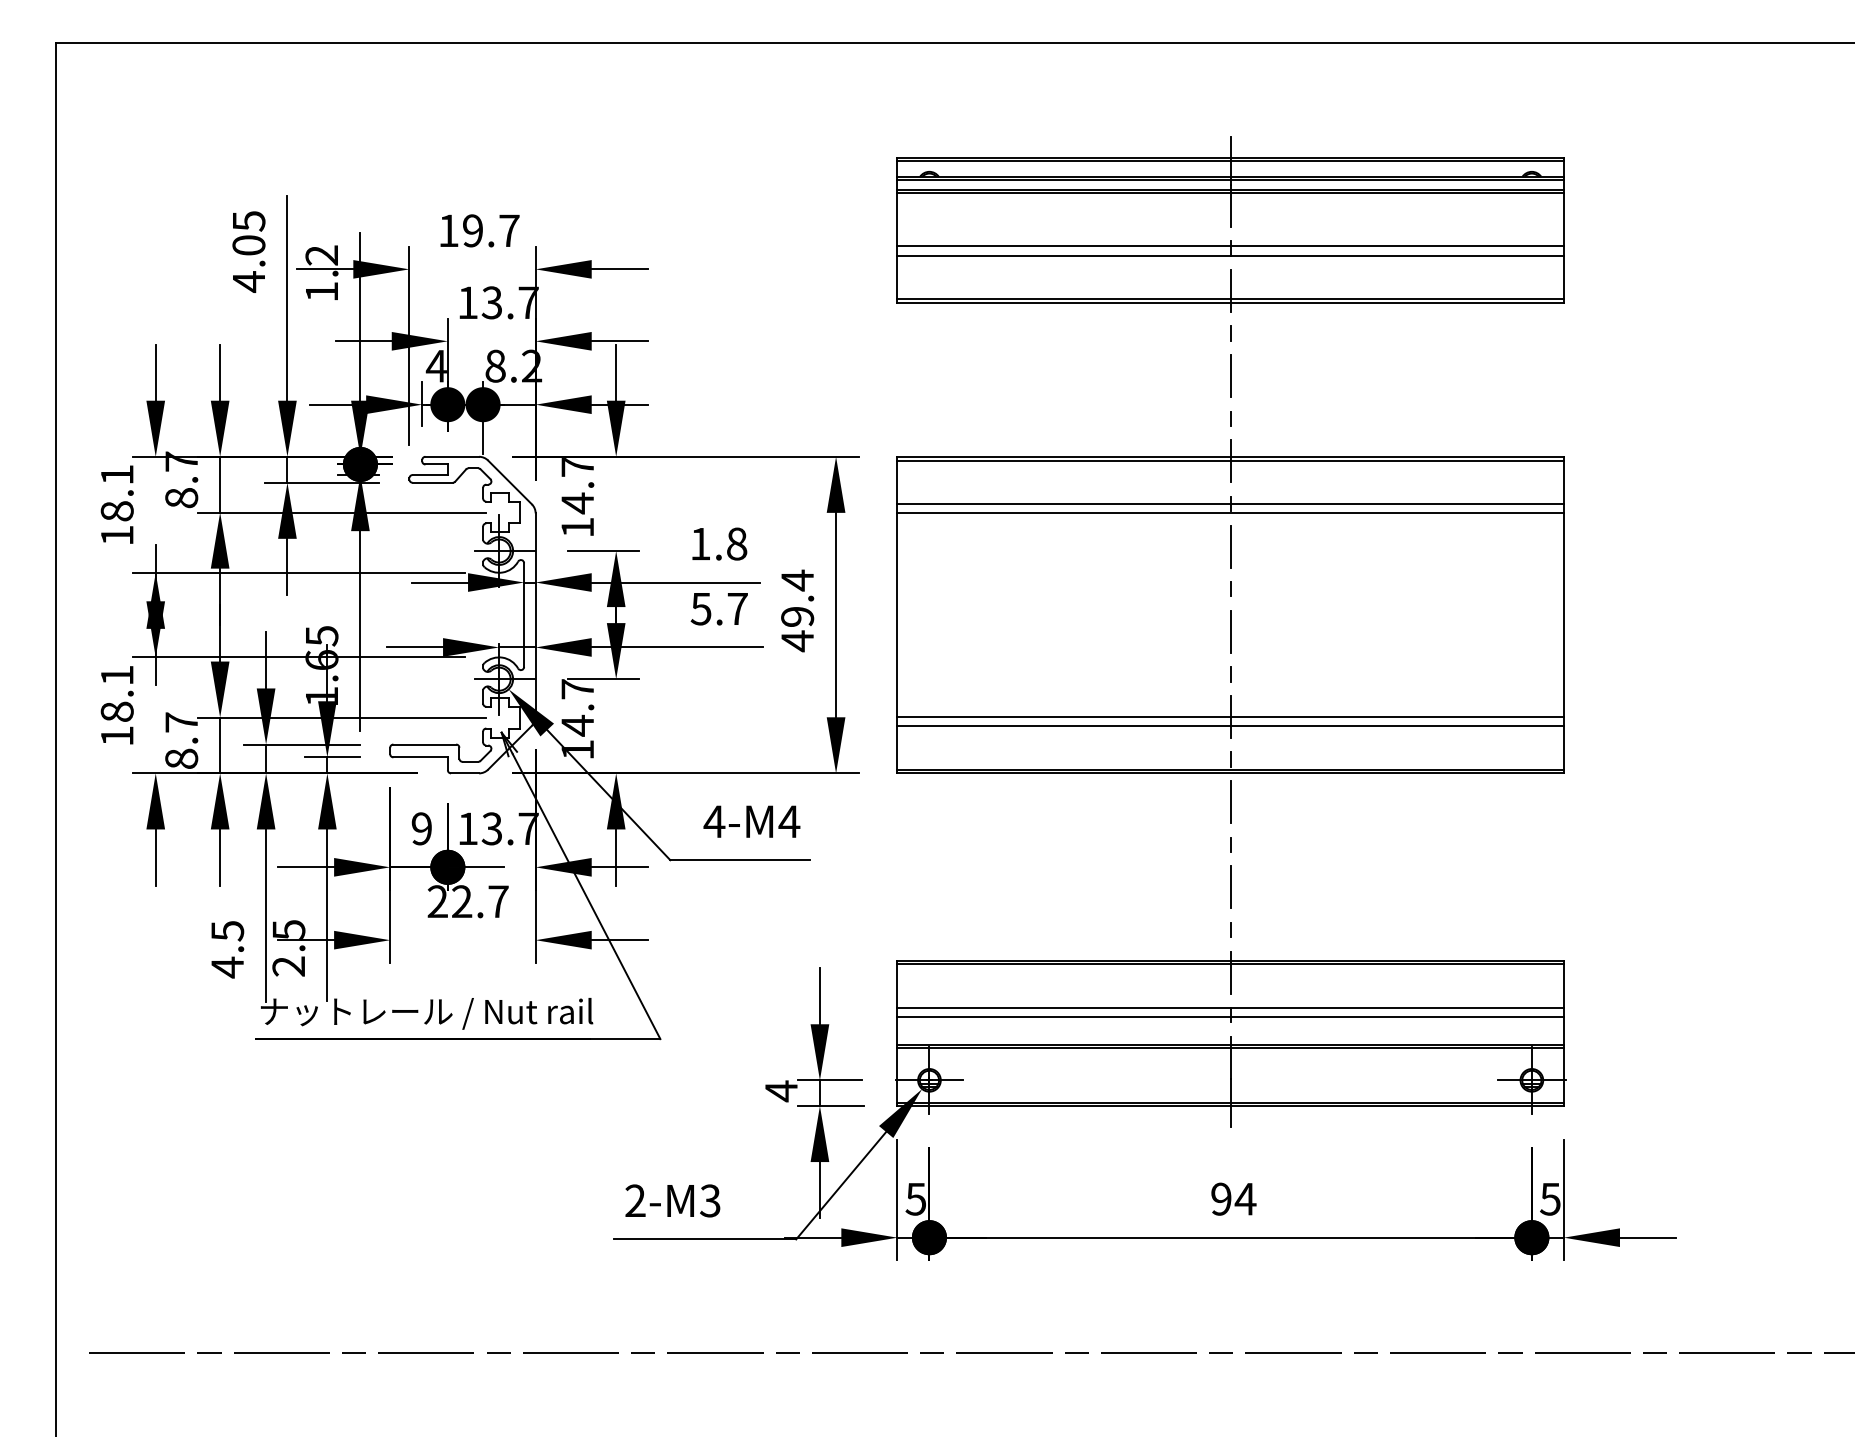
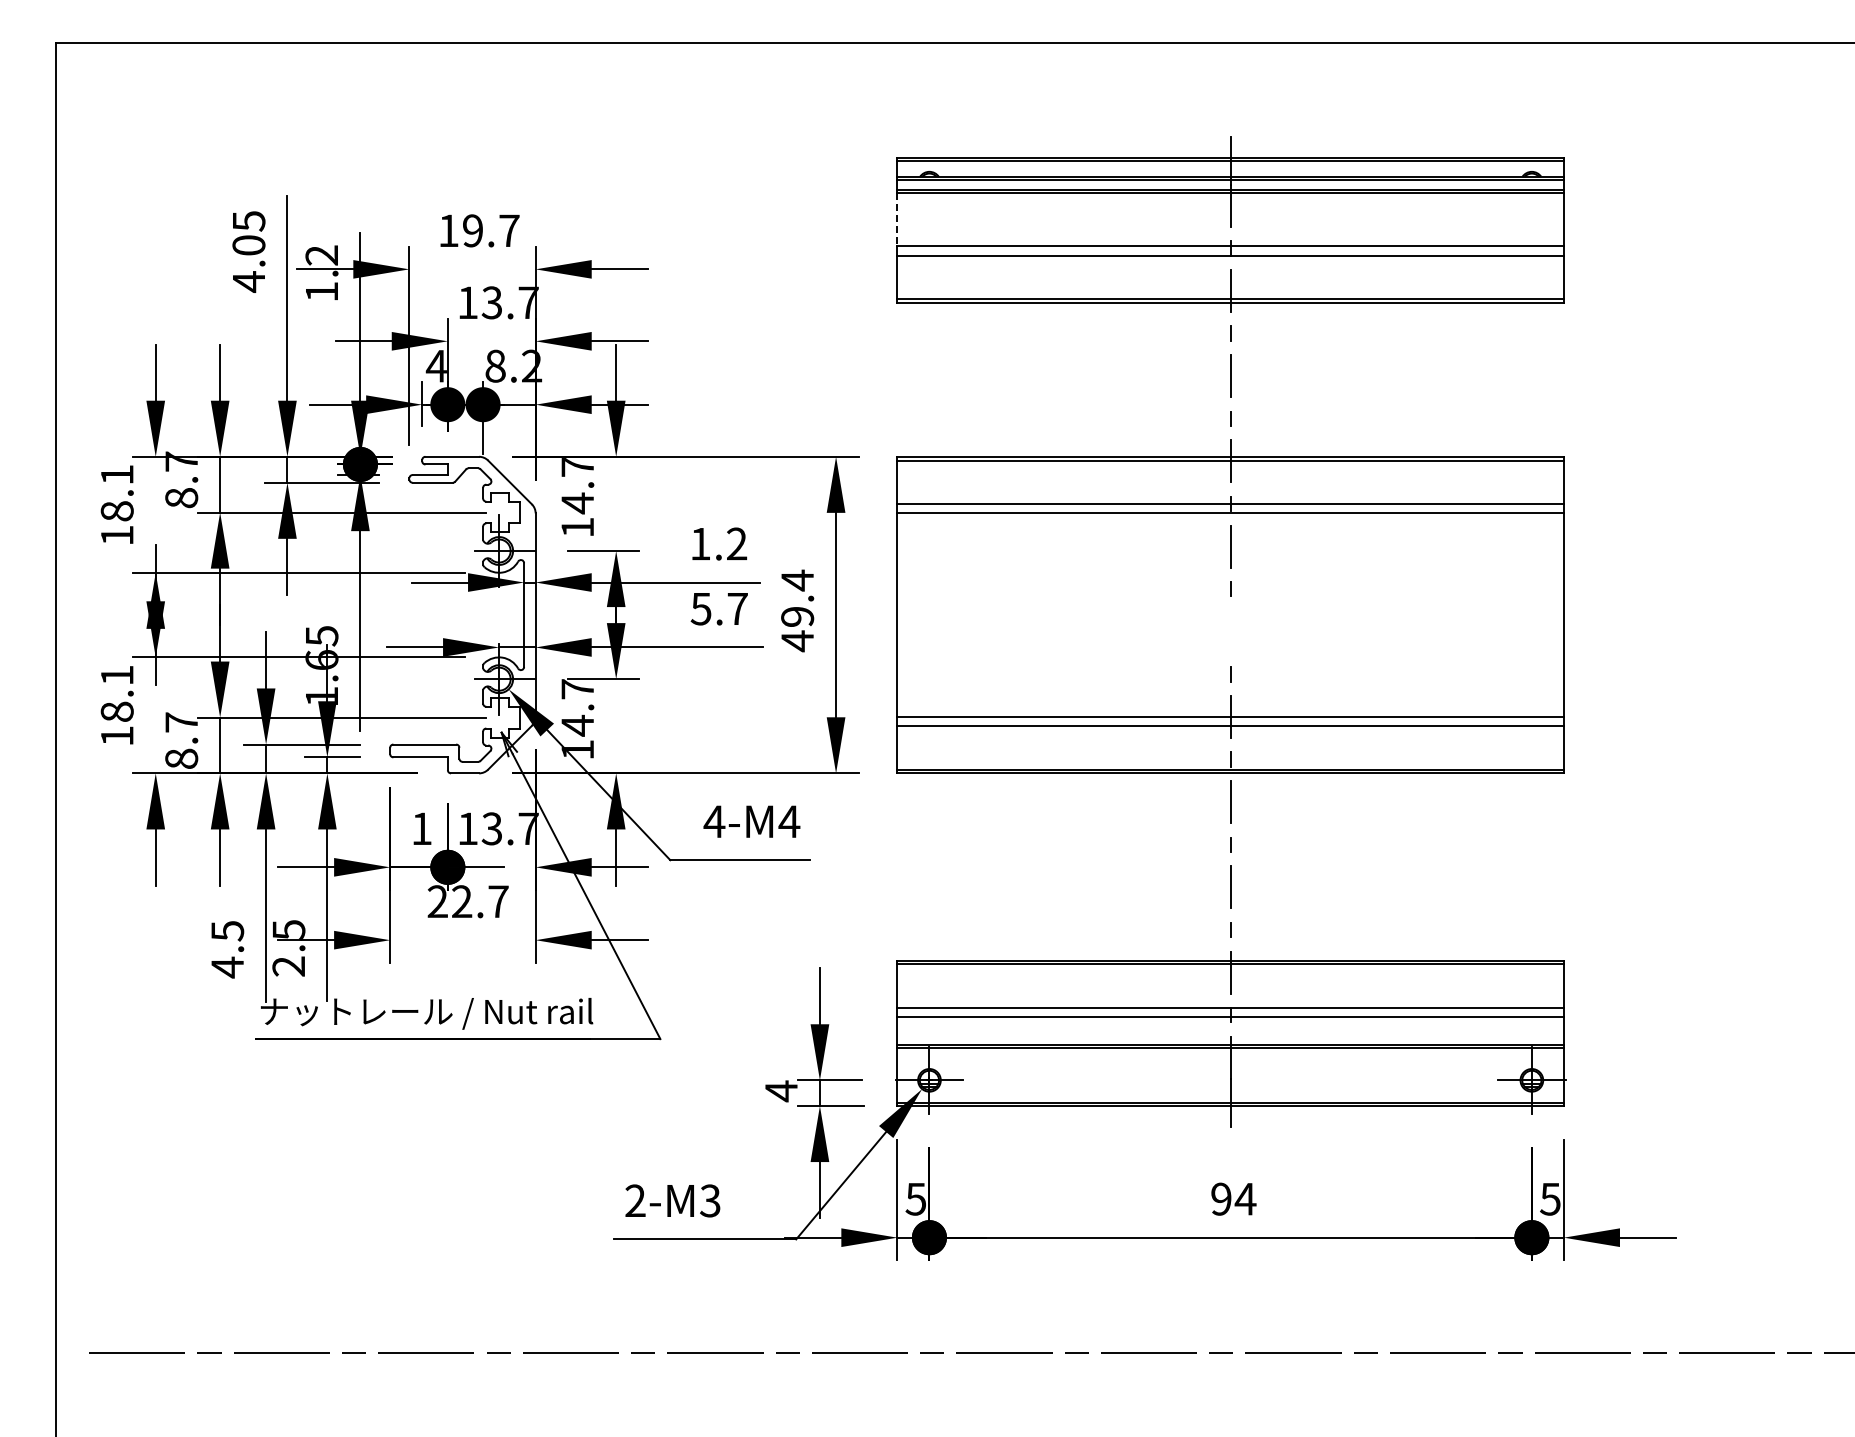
line: solid -> dashed (897, 219)
text: 1.8 -> 1.2 (737, 543)
line: present -> none (1230, 631)
text: 9 -> 1 (421, 828)
